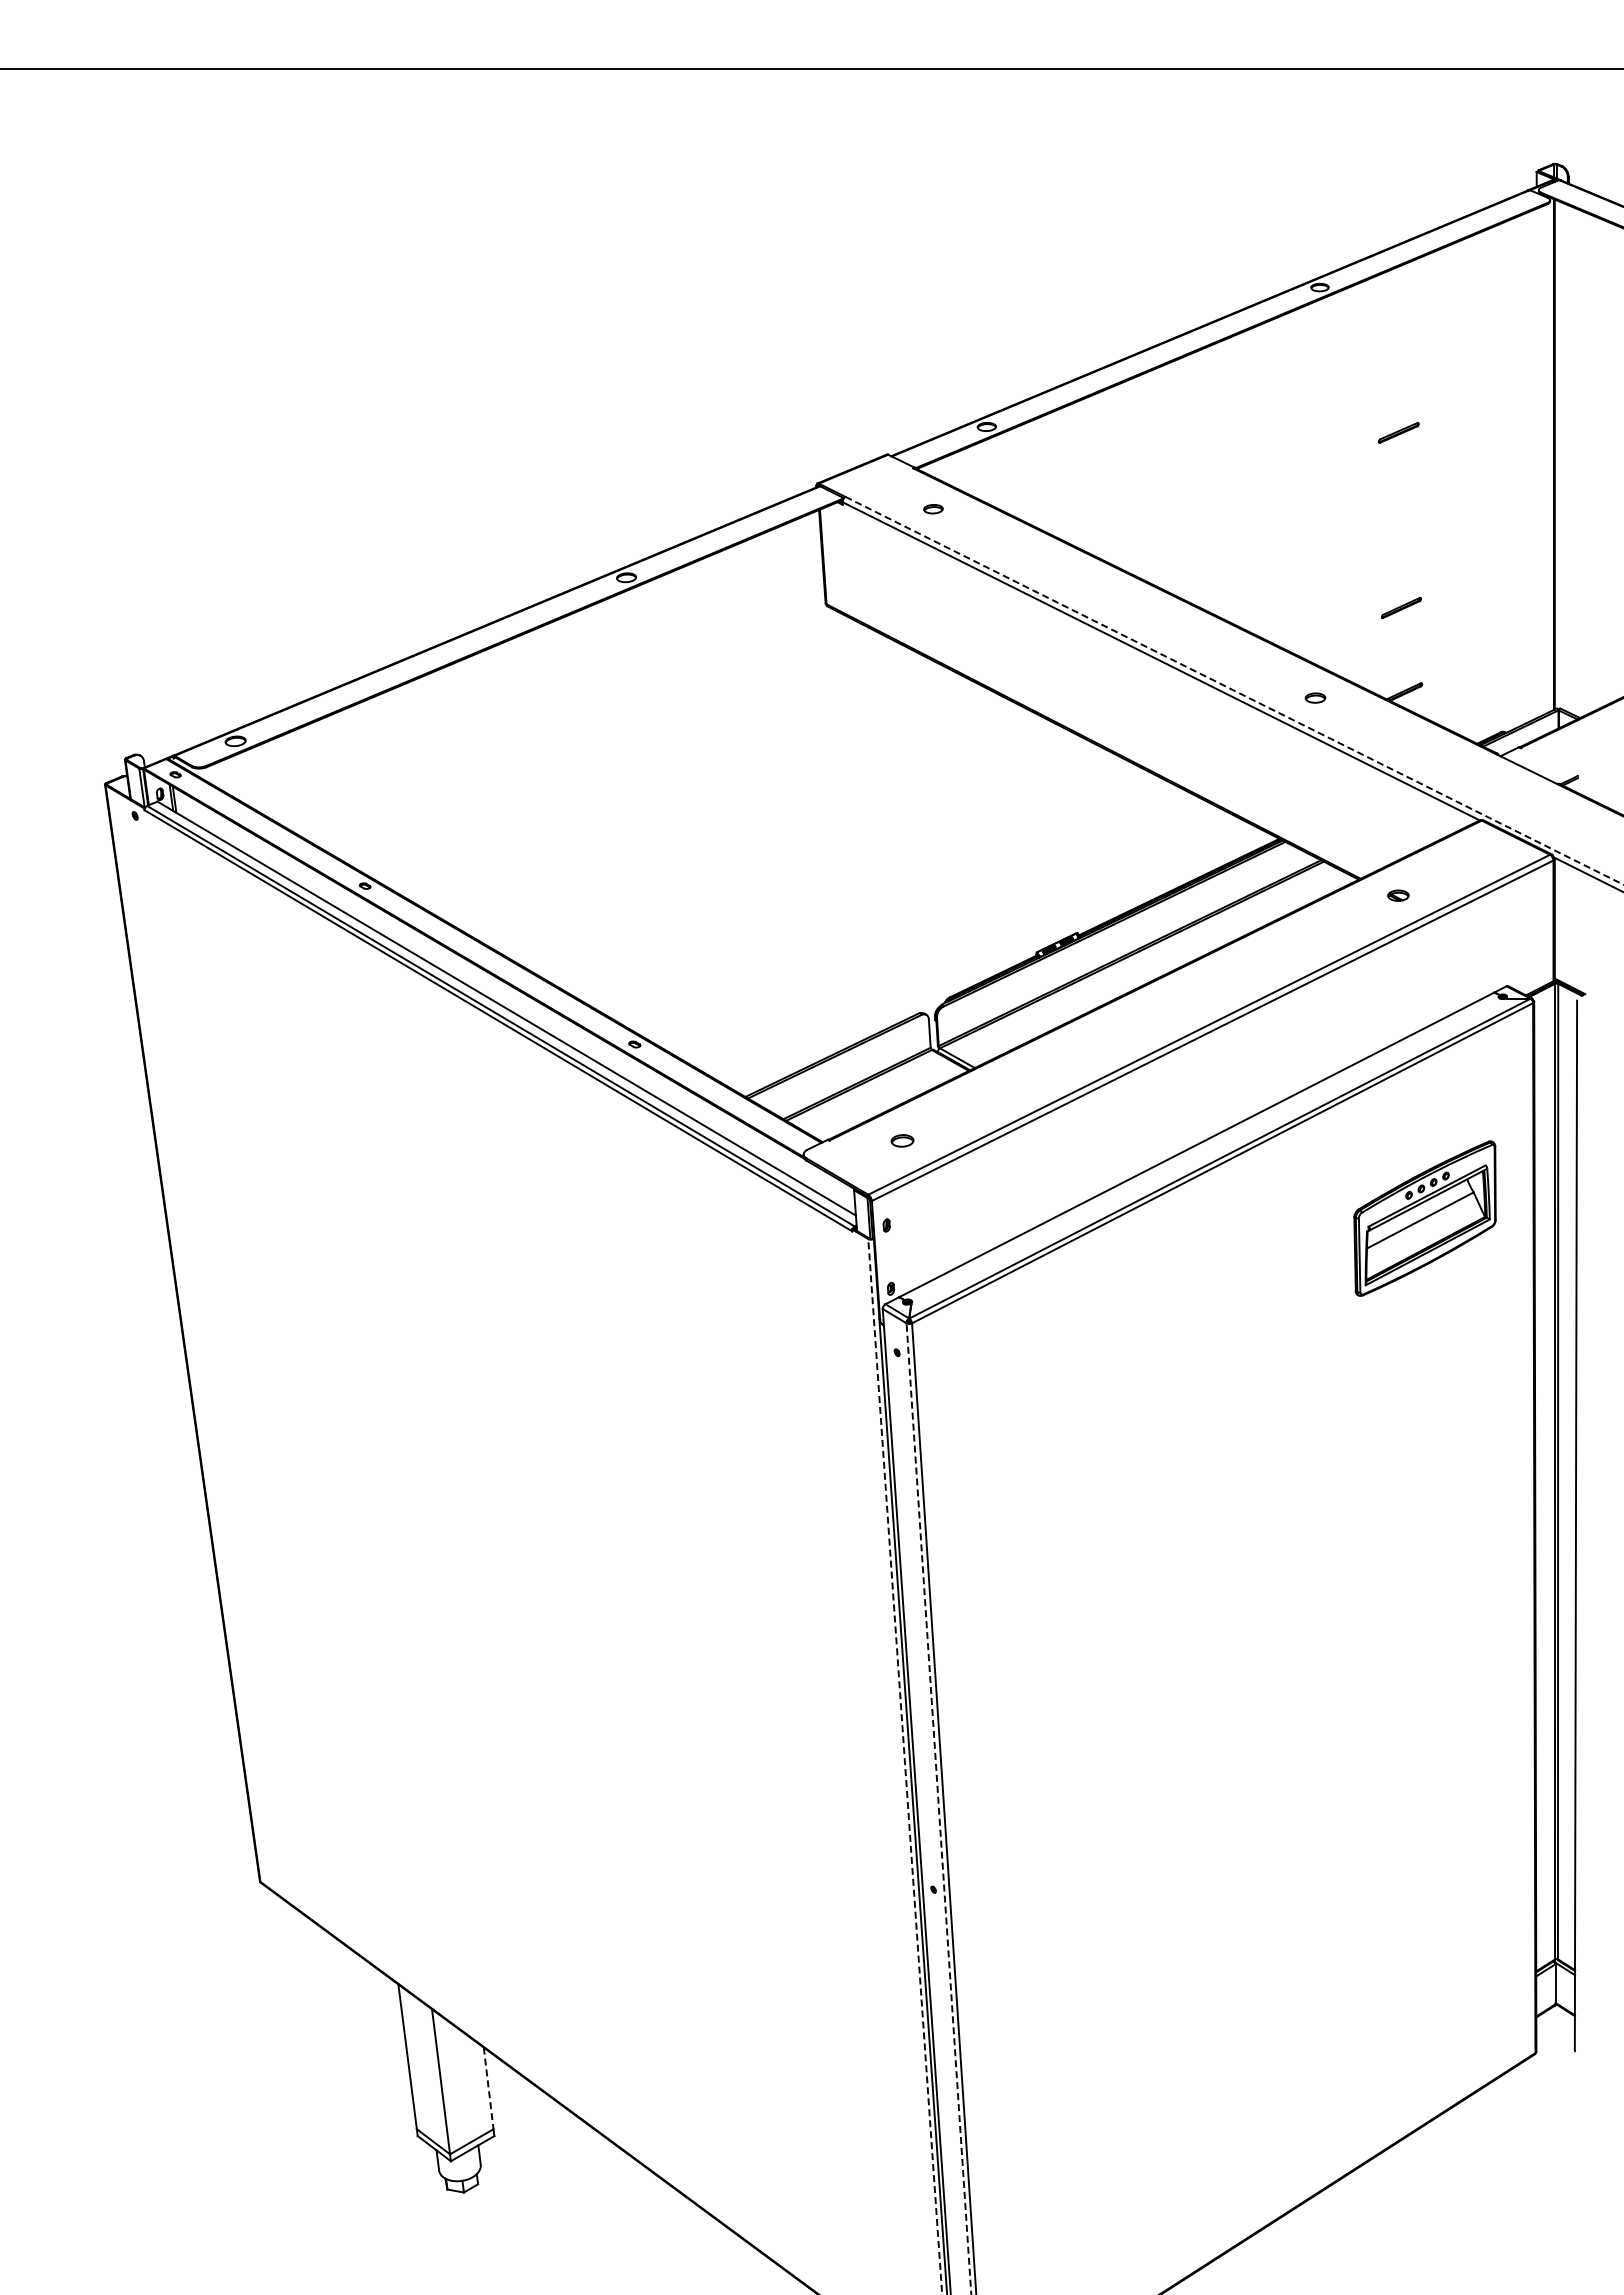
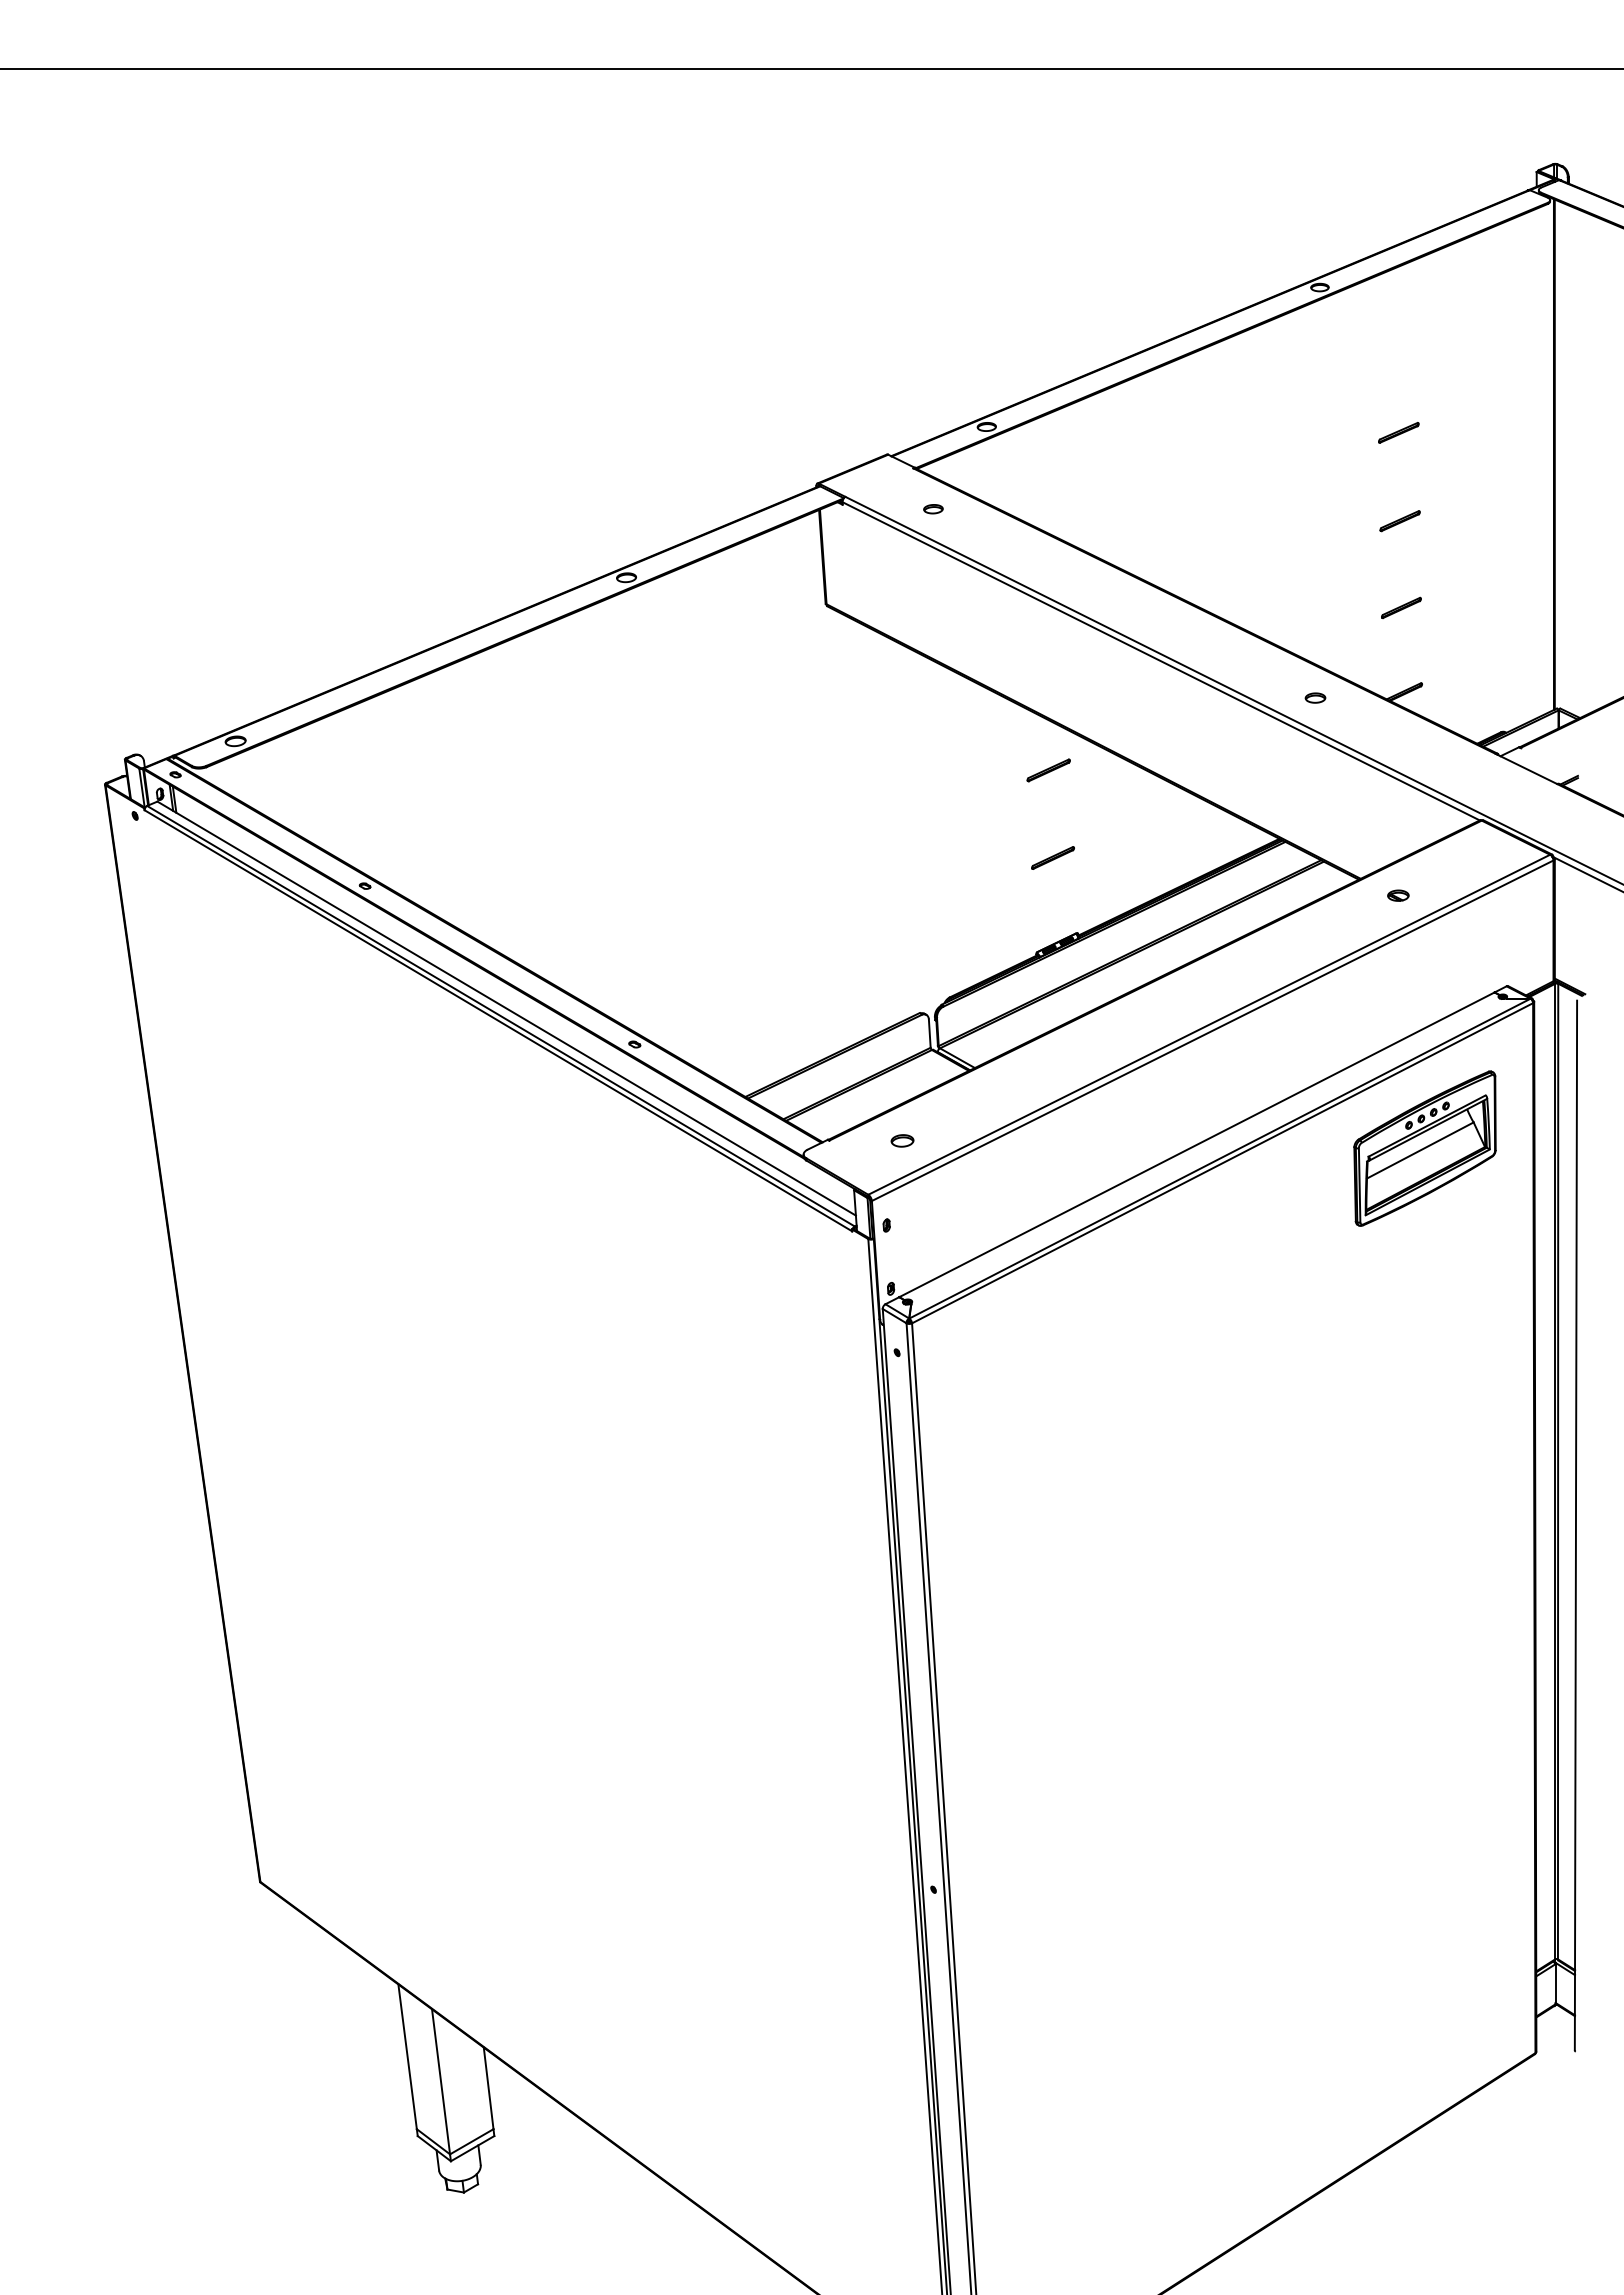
part: none -> present (1399, 521)
line: dashed -> solid (1234, 690)
part: none -> present (1048, 770)
part: none -> present (1052, 857)
part position: (1424, 1218) -> (1424, 1148) (1424, 1148)
line: dashed -> solid (905, 1766)
line: dashed -> solid (938, 1809)
line: dashed -> solid (488, 2088)
